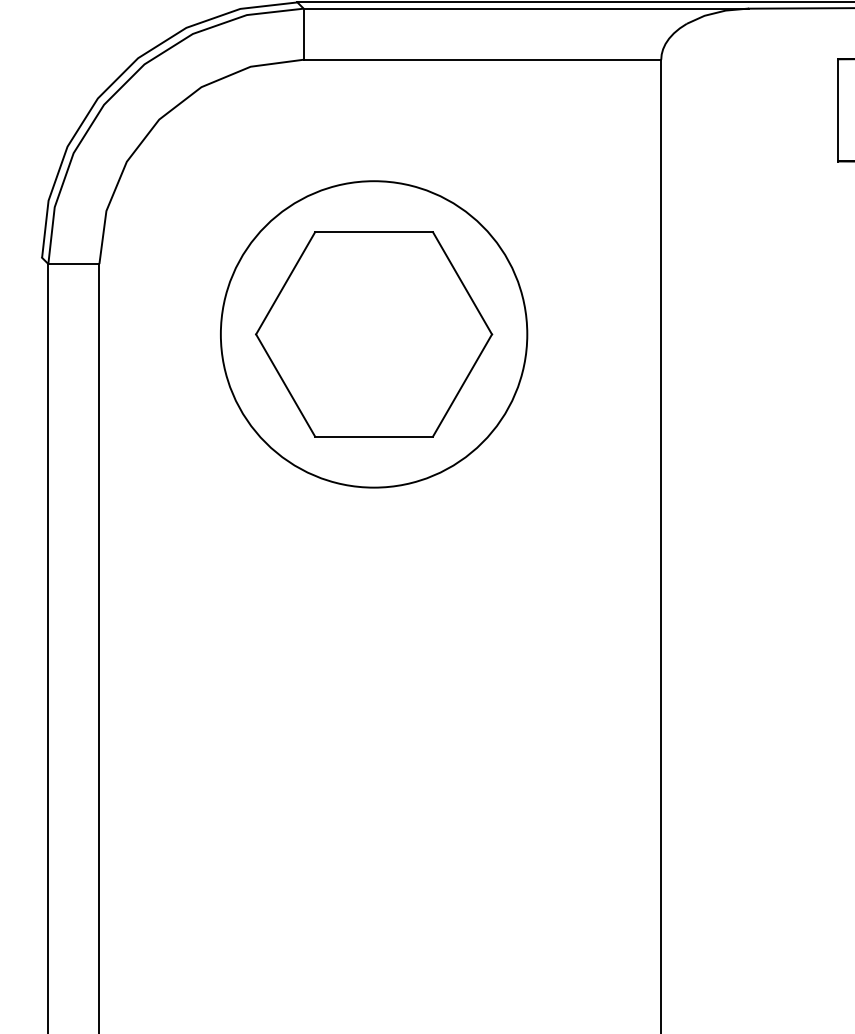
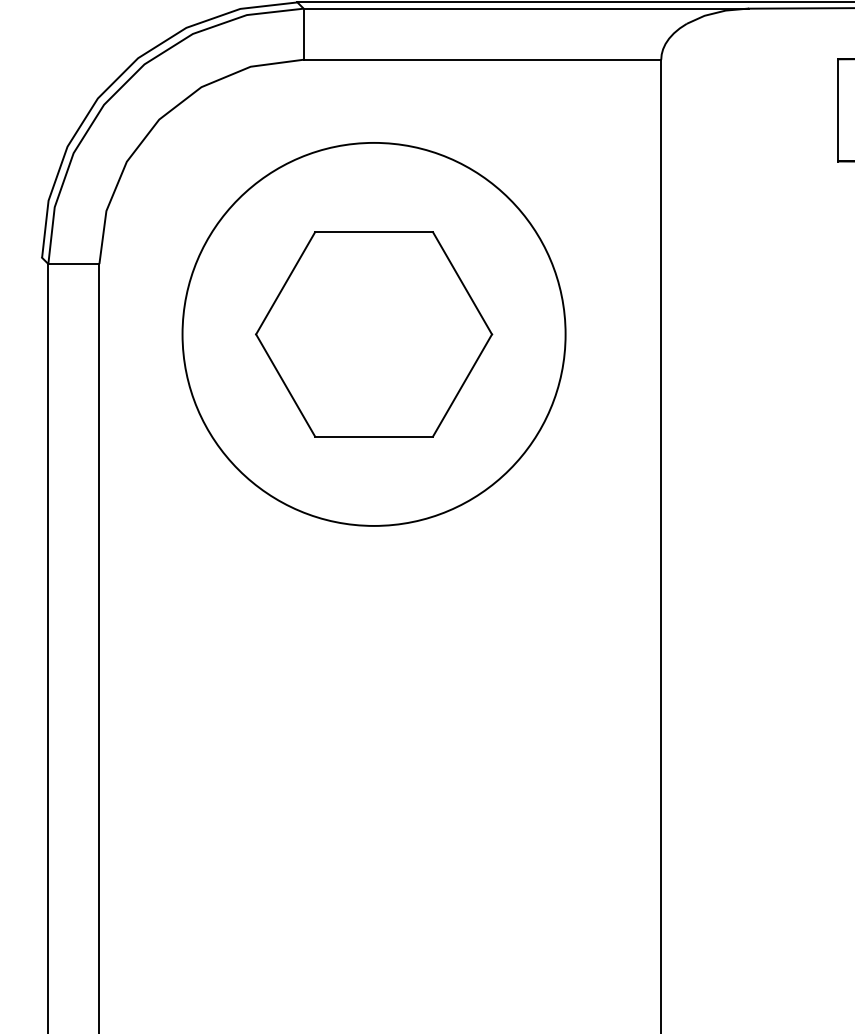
circle diameter: 306 px -> 383 px (373, 333)
